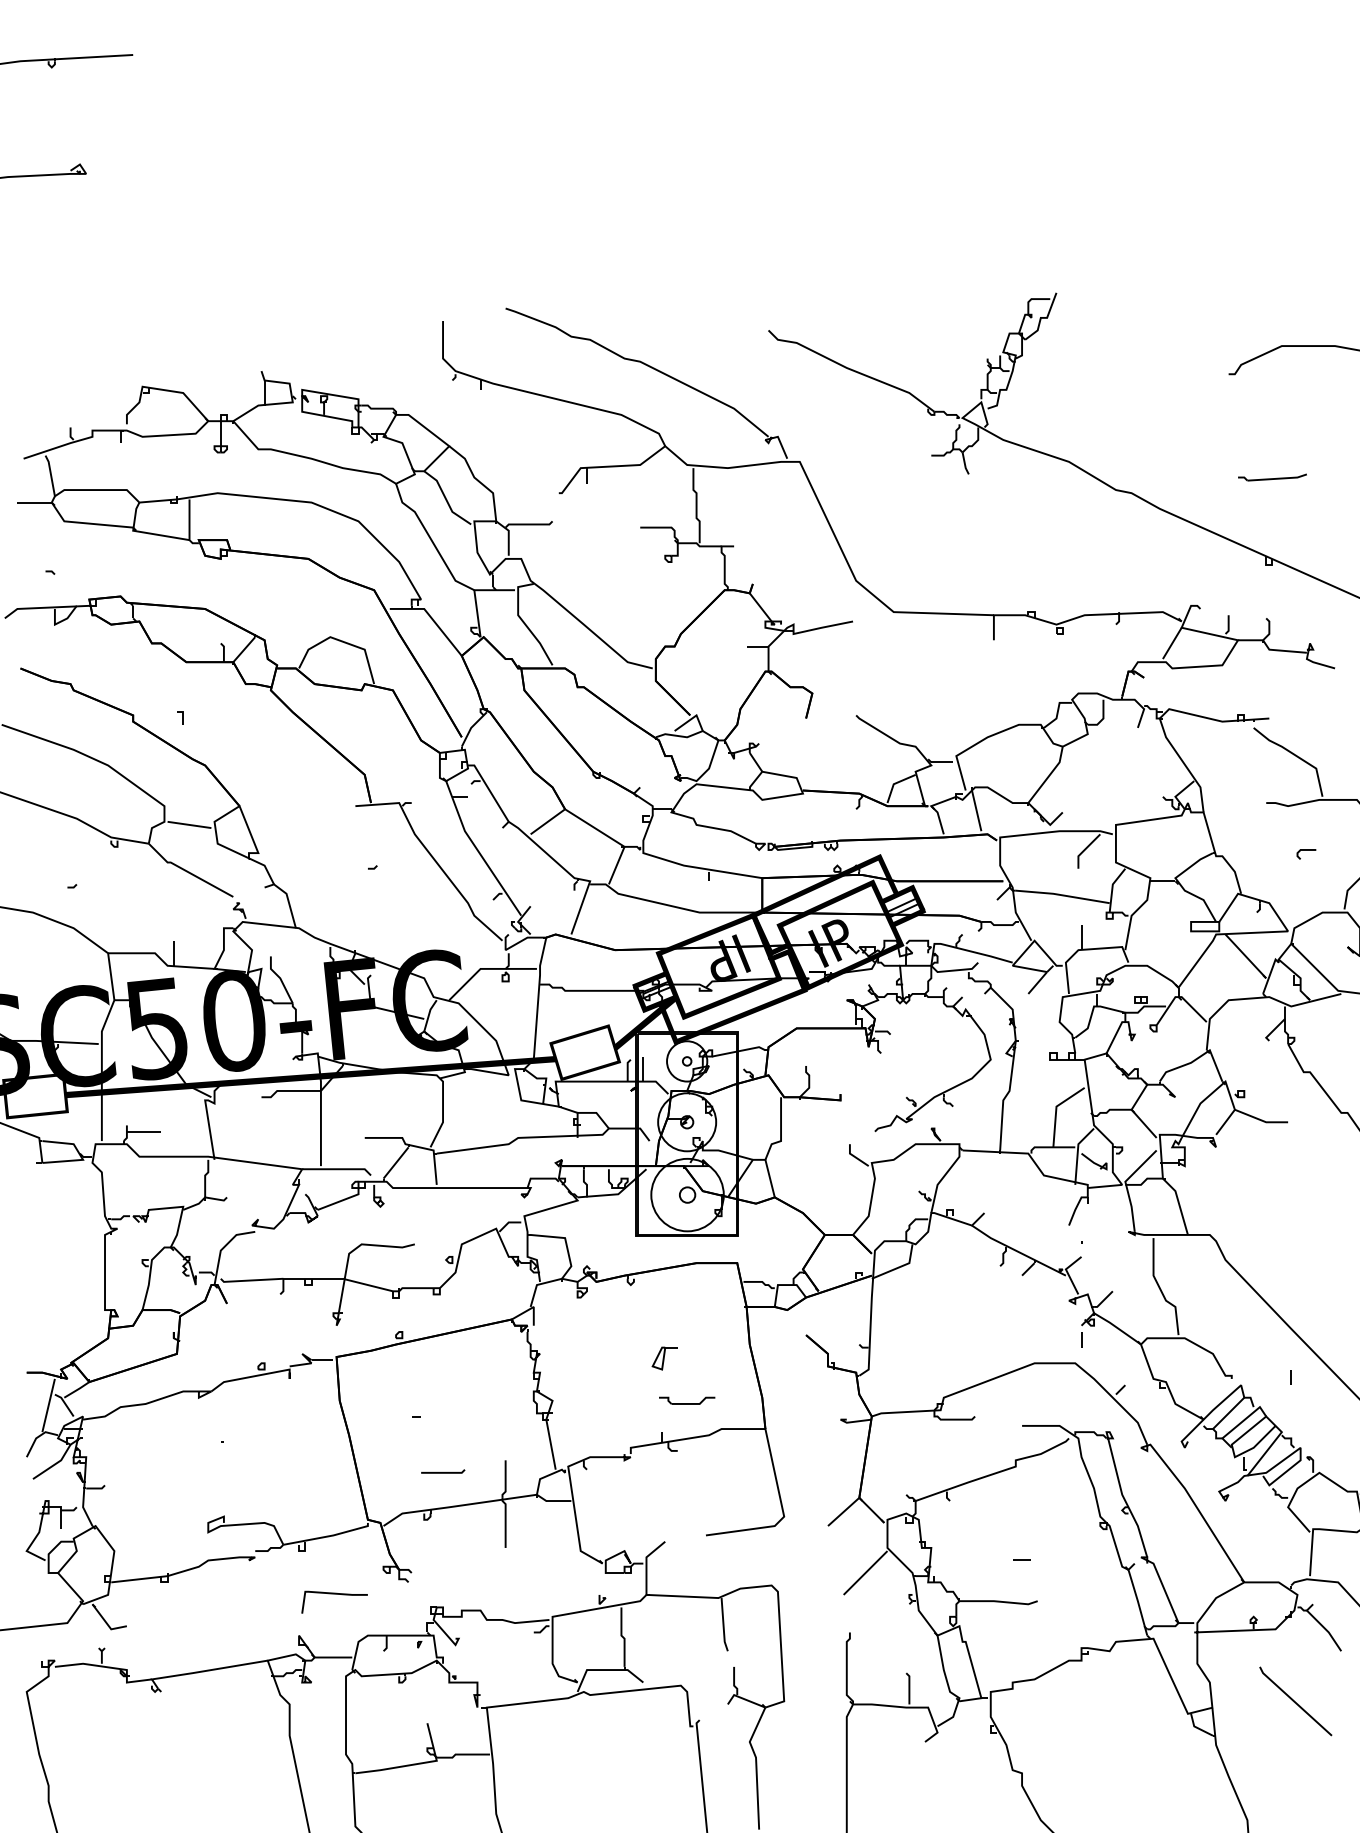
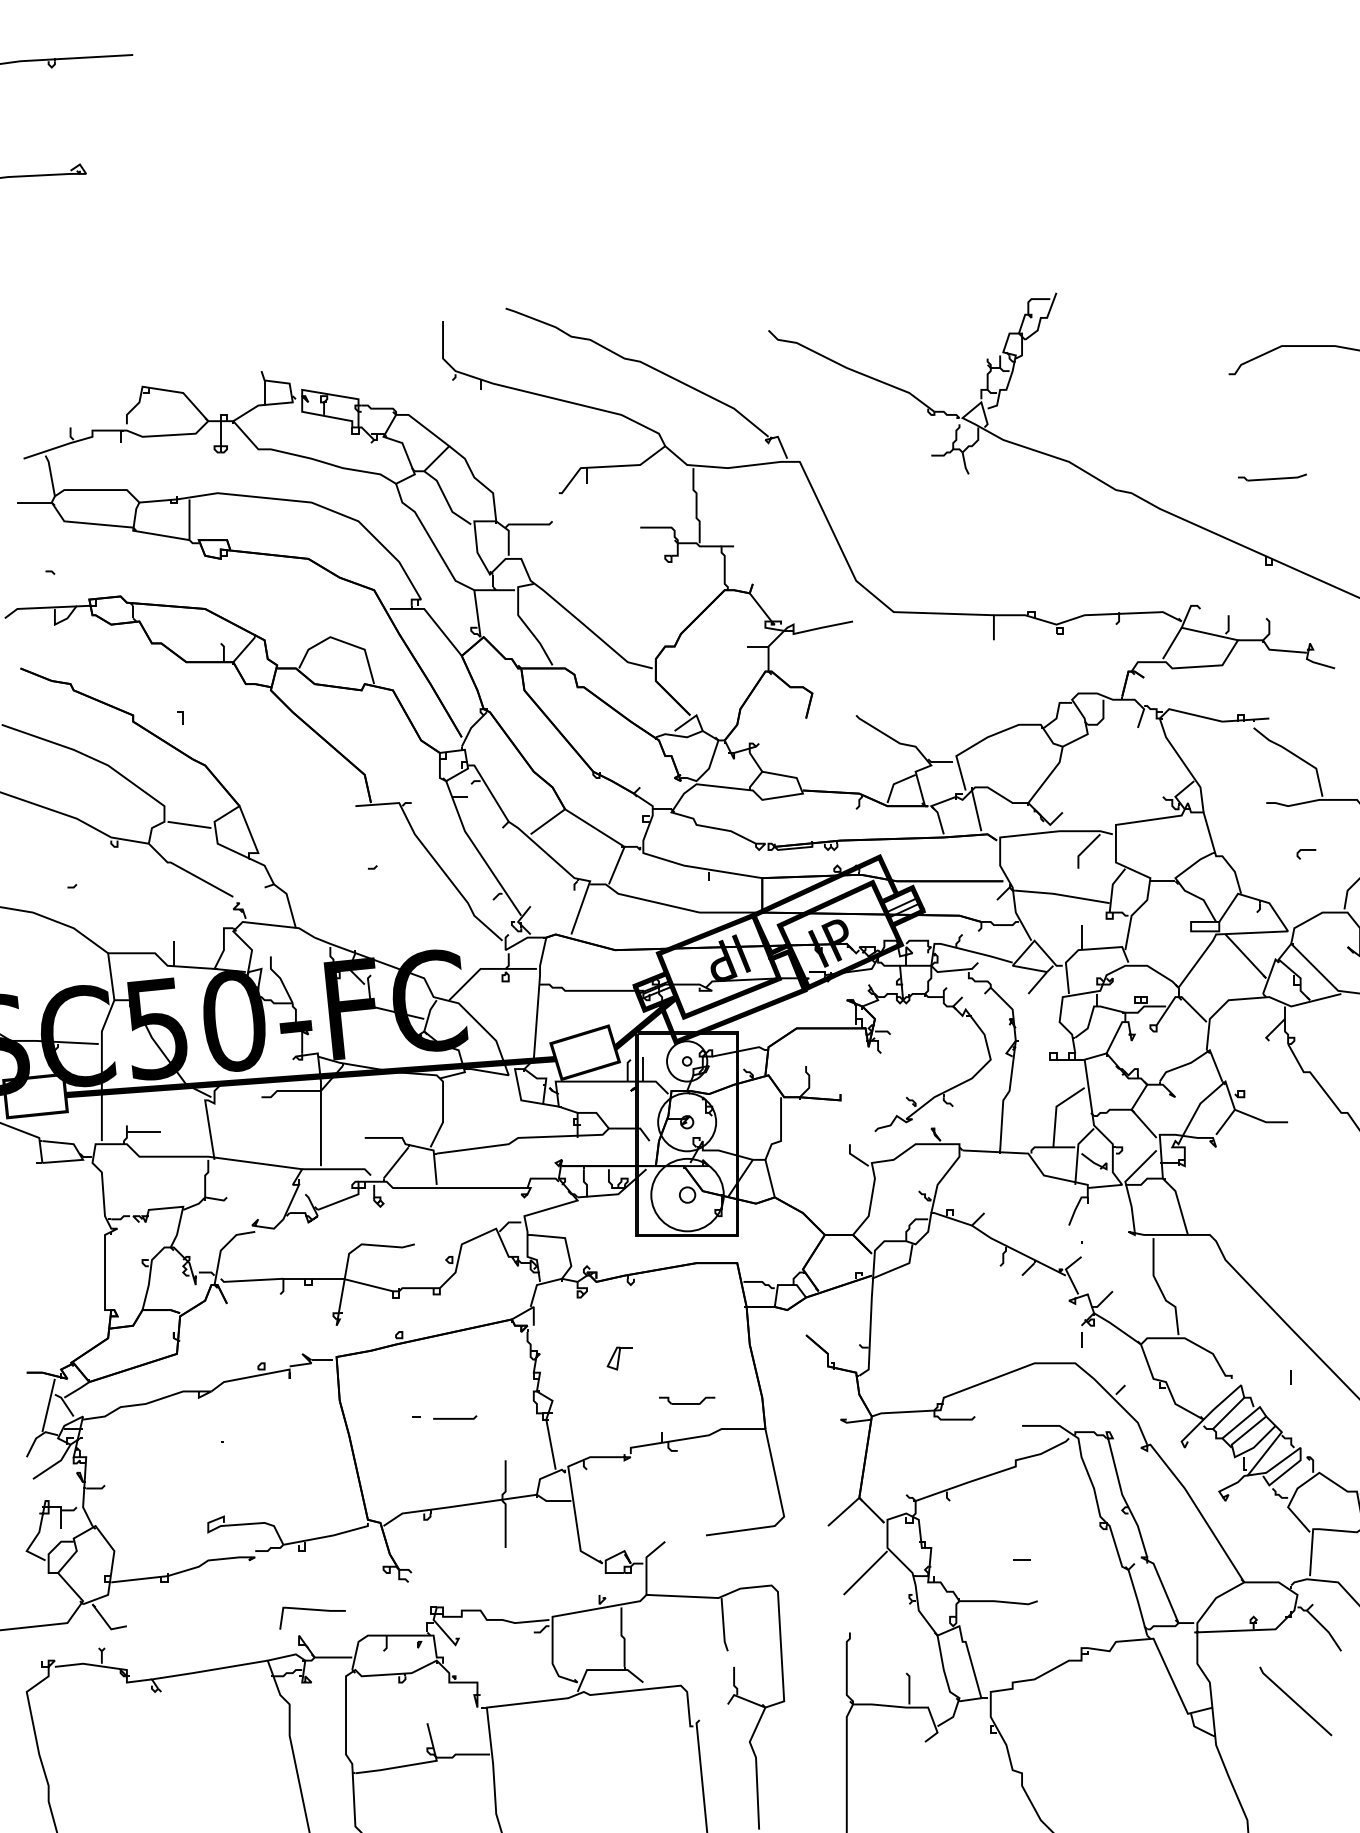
part position: (664, 1358) -> (619, 1358) (619, 1358)
line position: (443, 1472) -> (455, 1418) (455, 1418)
line position: (334, 1594) -> (312, 1610) (312, 1610)
